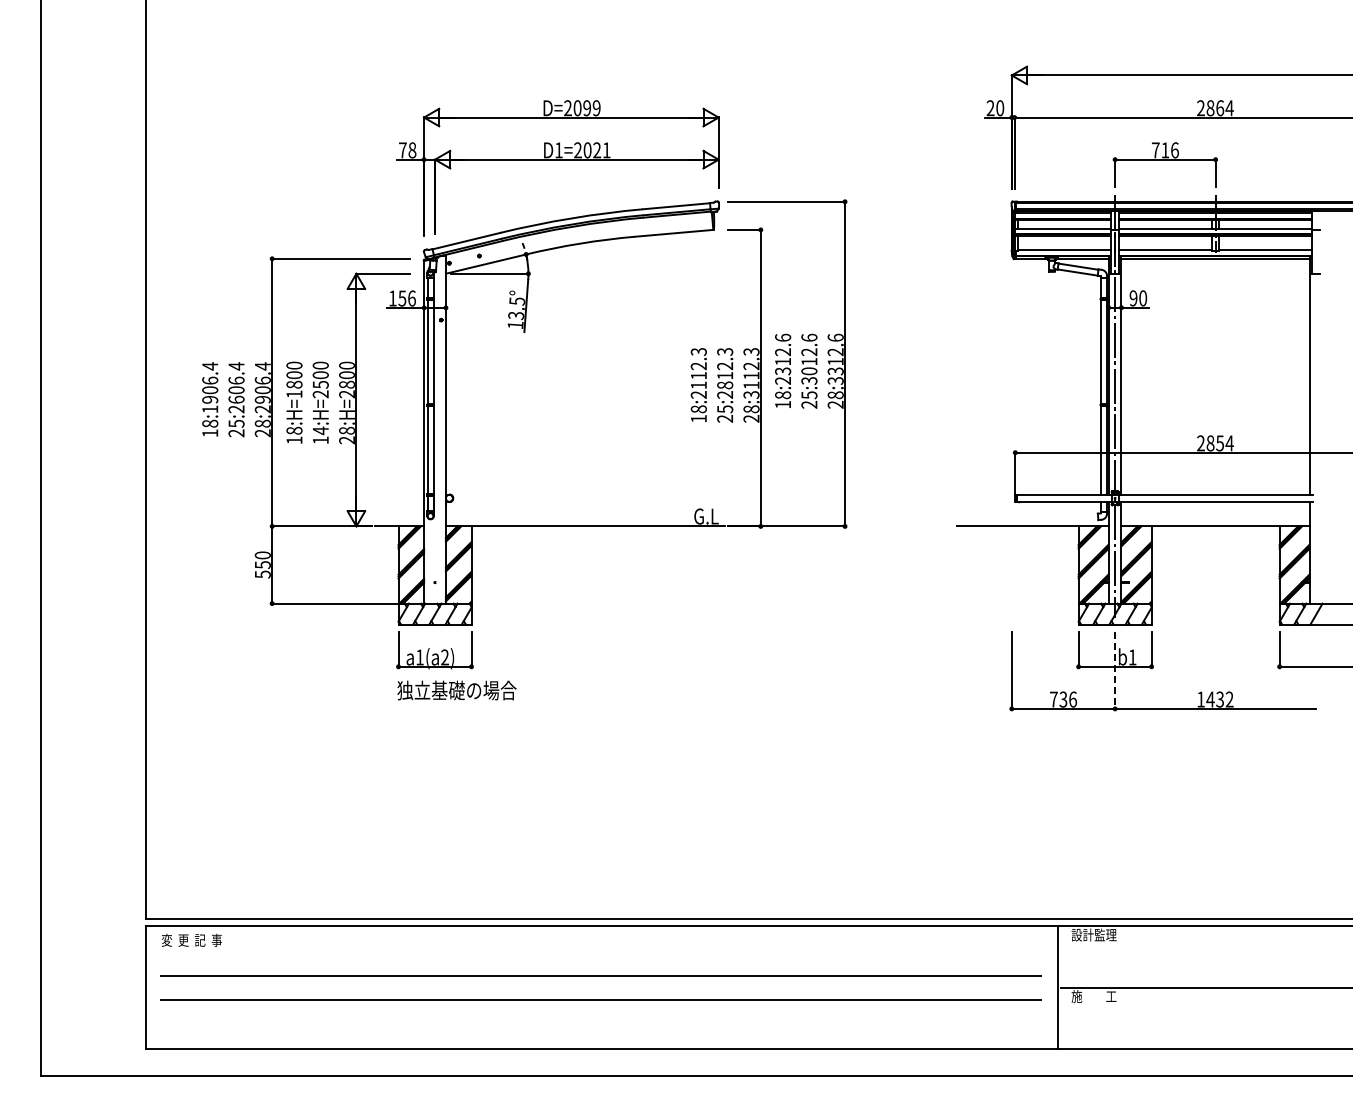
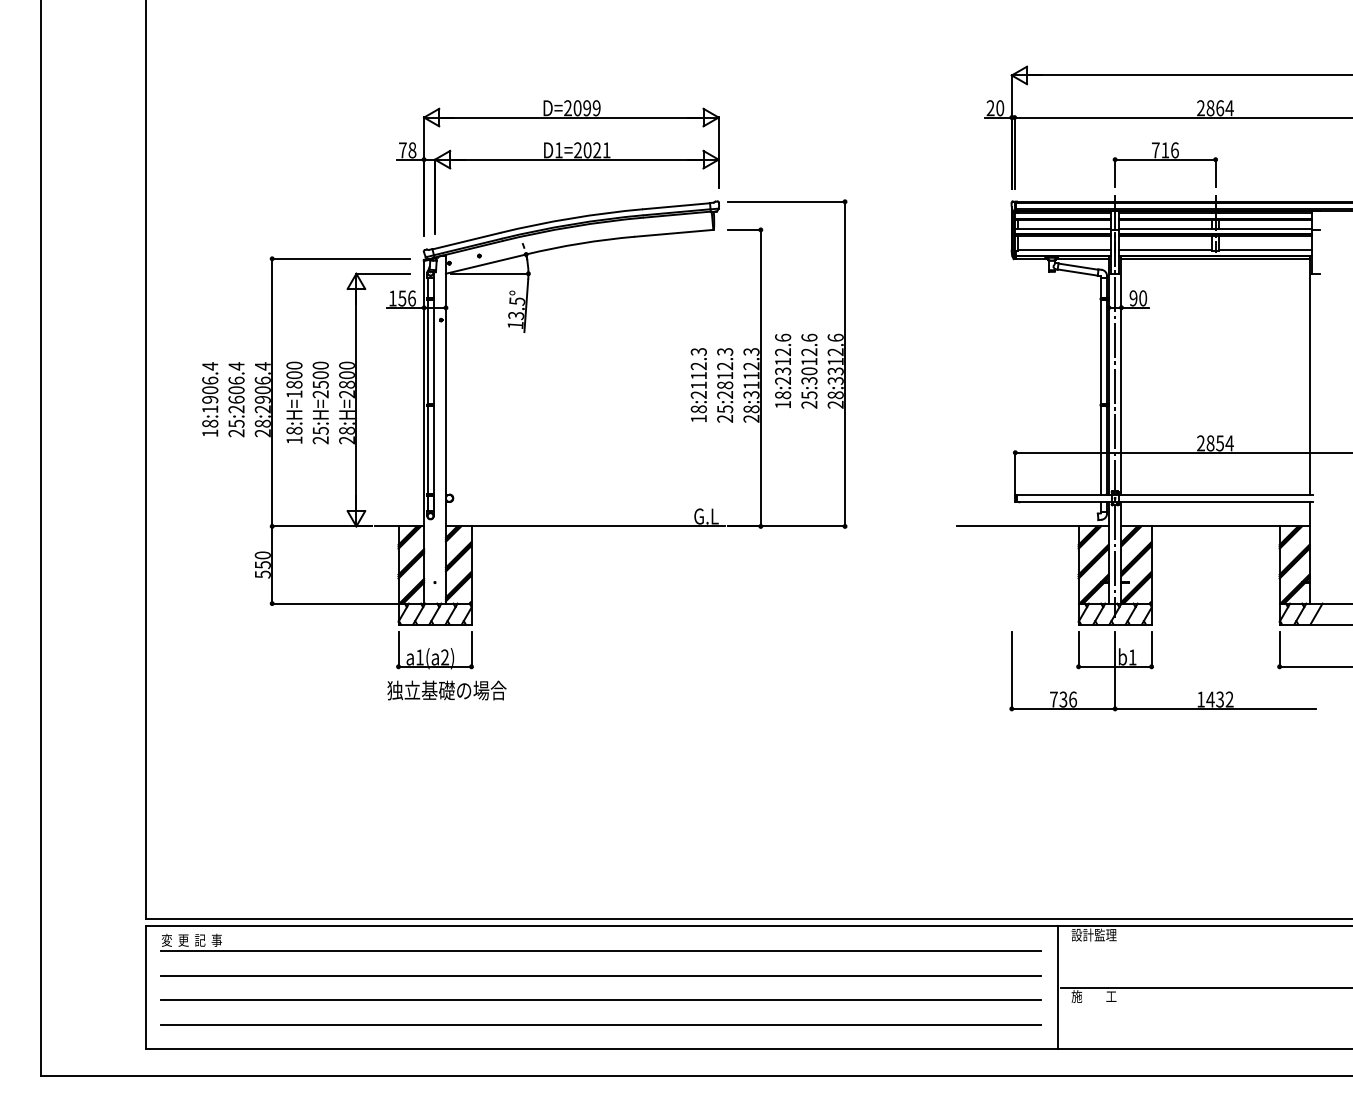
text: 14:H=2500 -> 25:H=2500 (320, 435)
line: dashed -> solid (1115, 670)
text position: (456, 690) -> (446, 690) (446, 690)
line: none -> present (600, 951)
line: none -> present (600, 1024)
